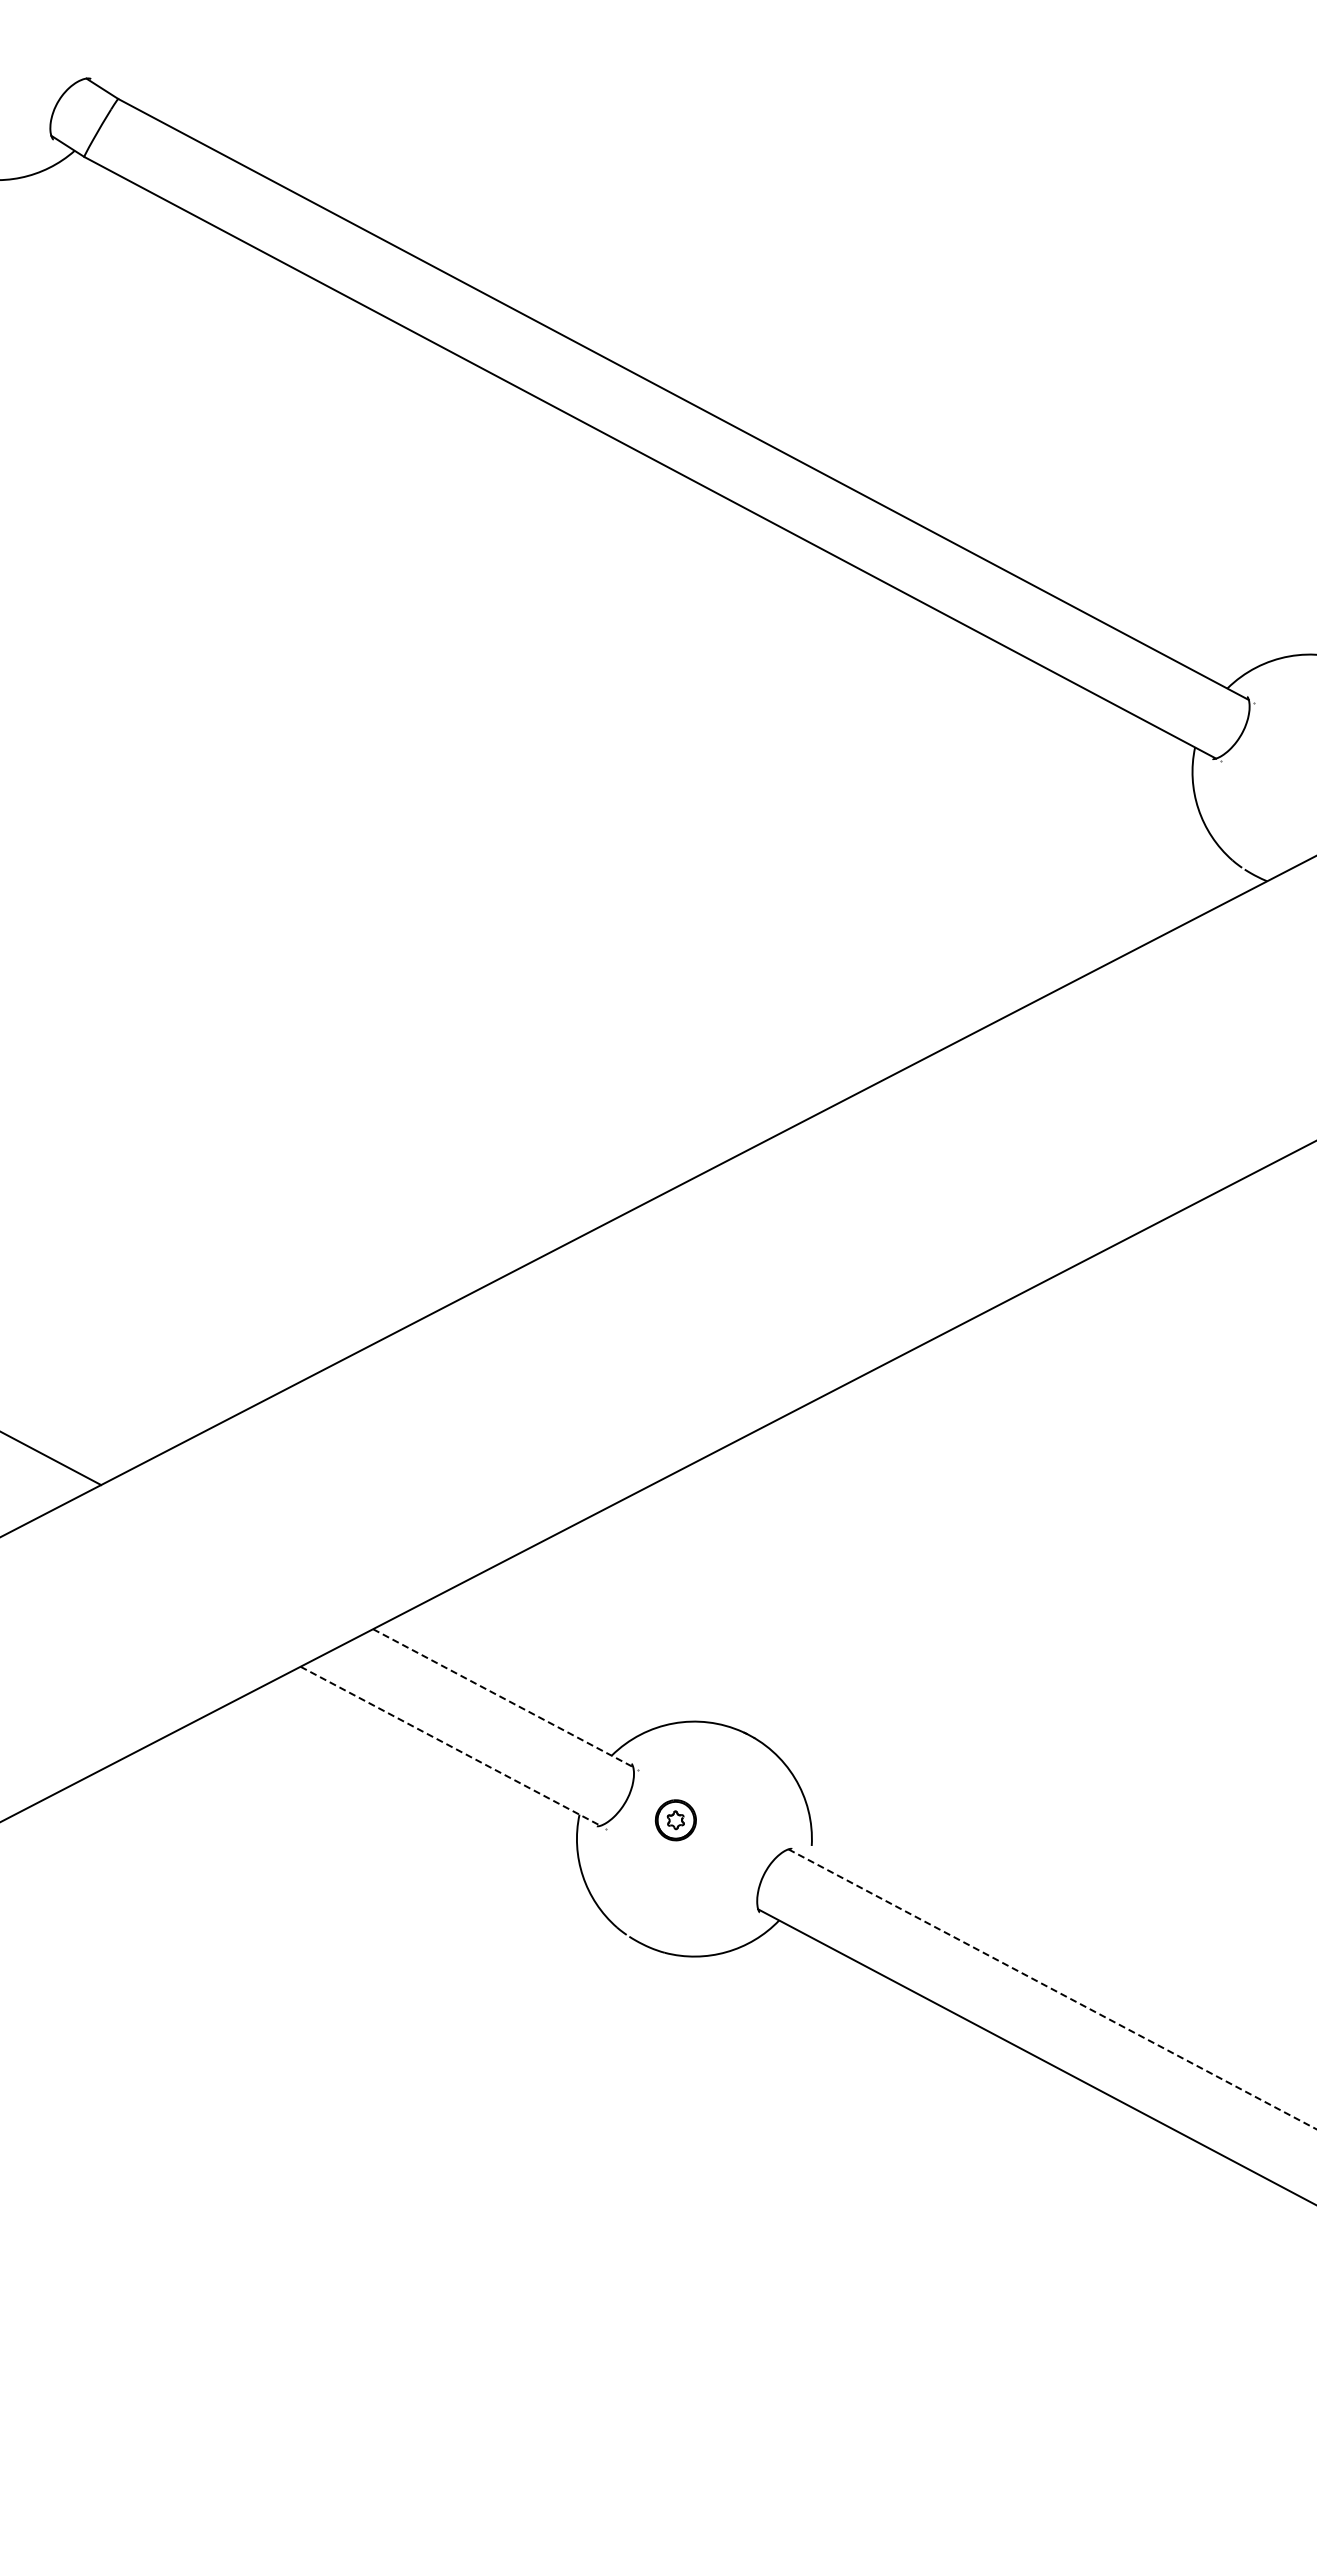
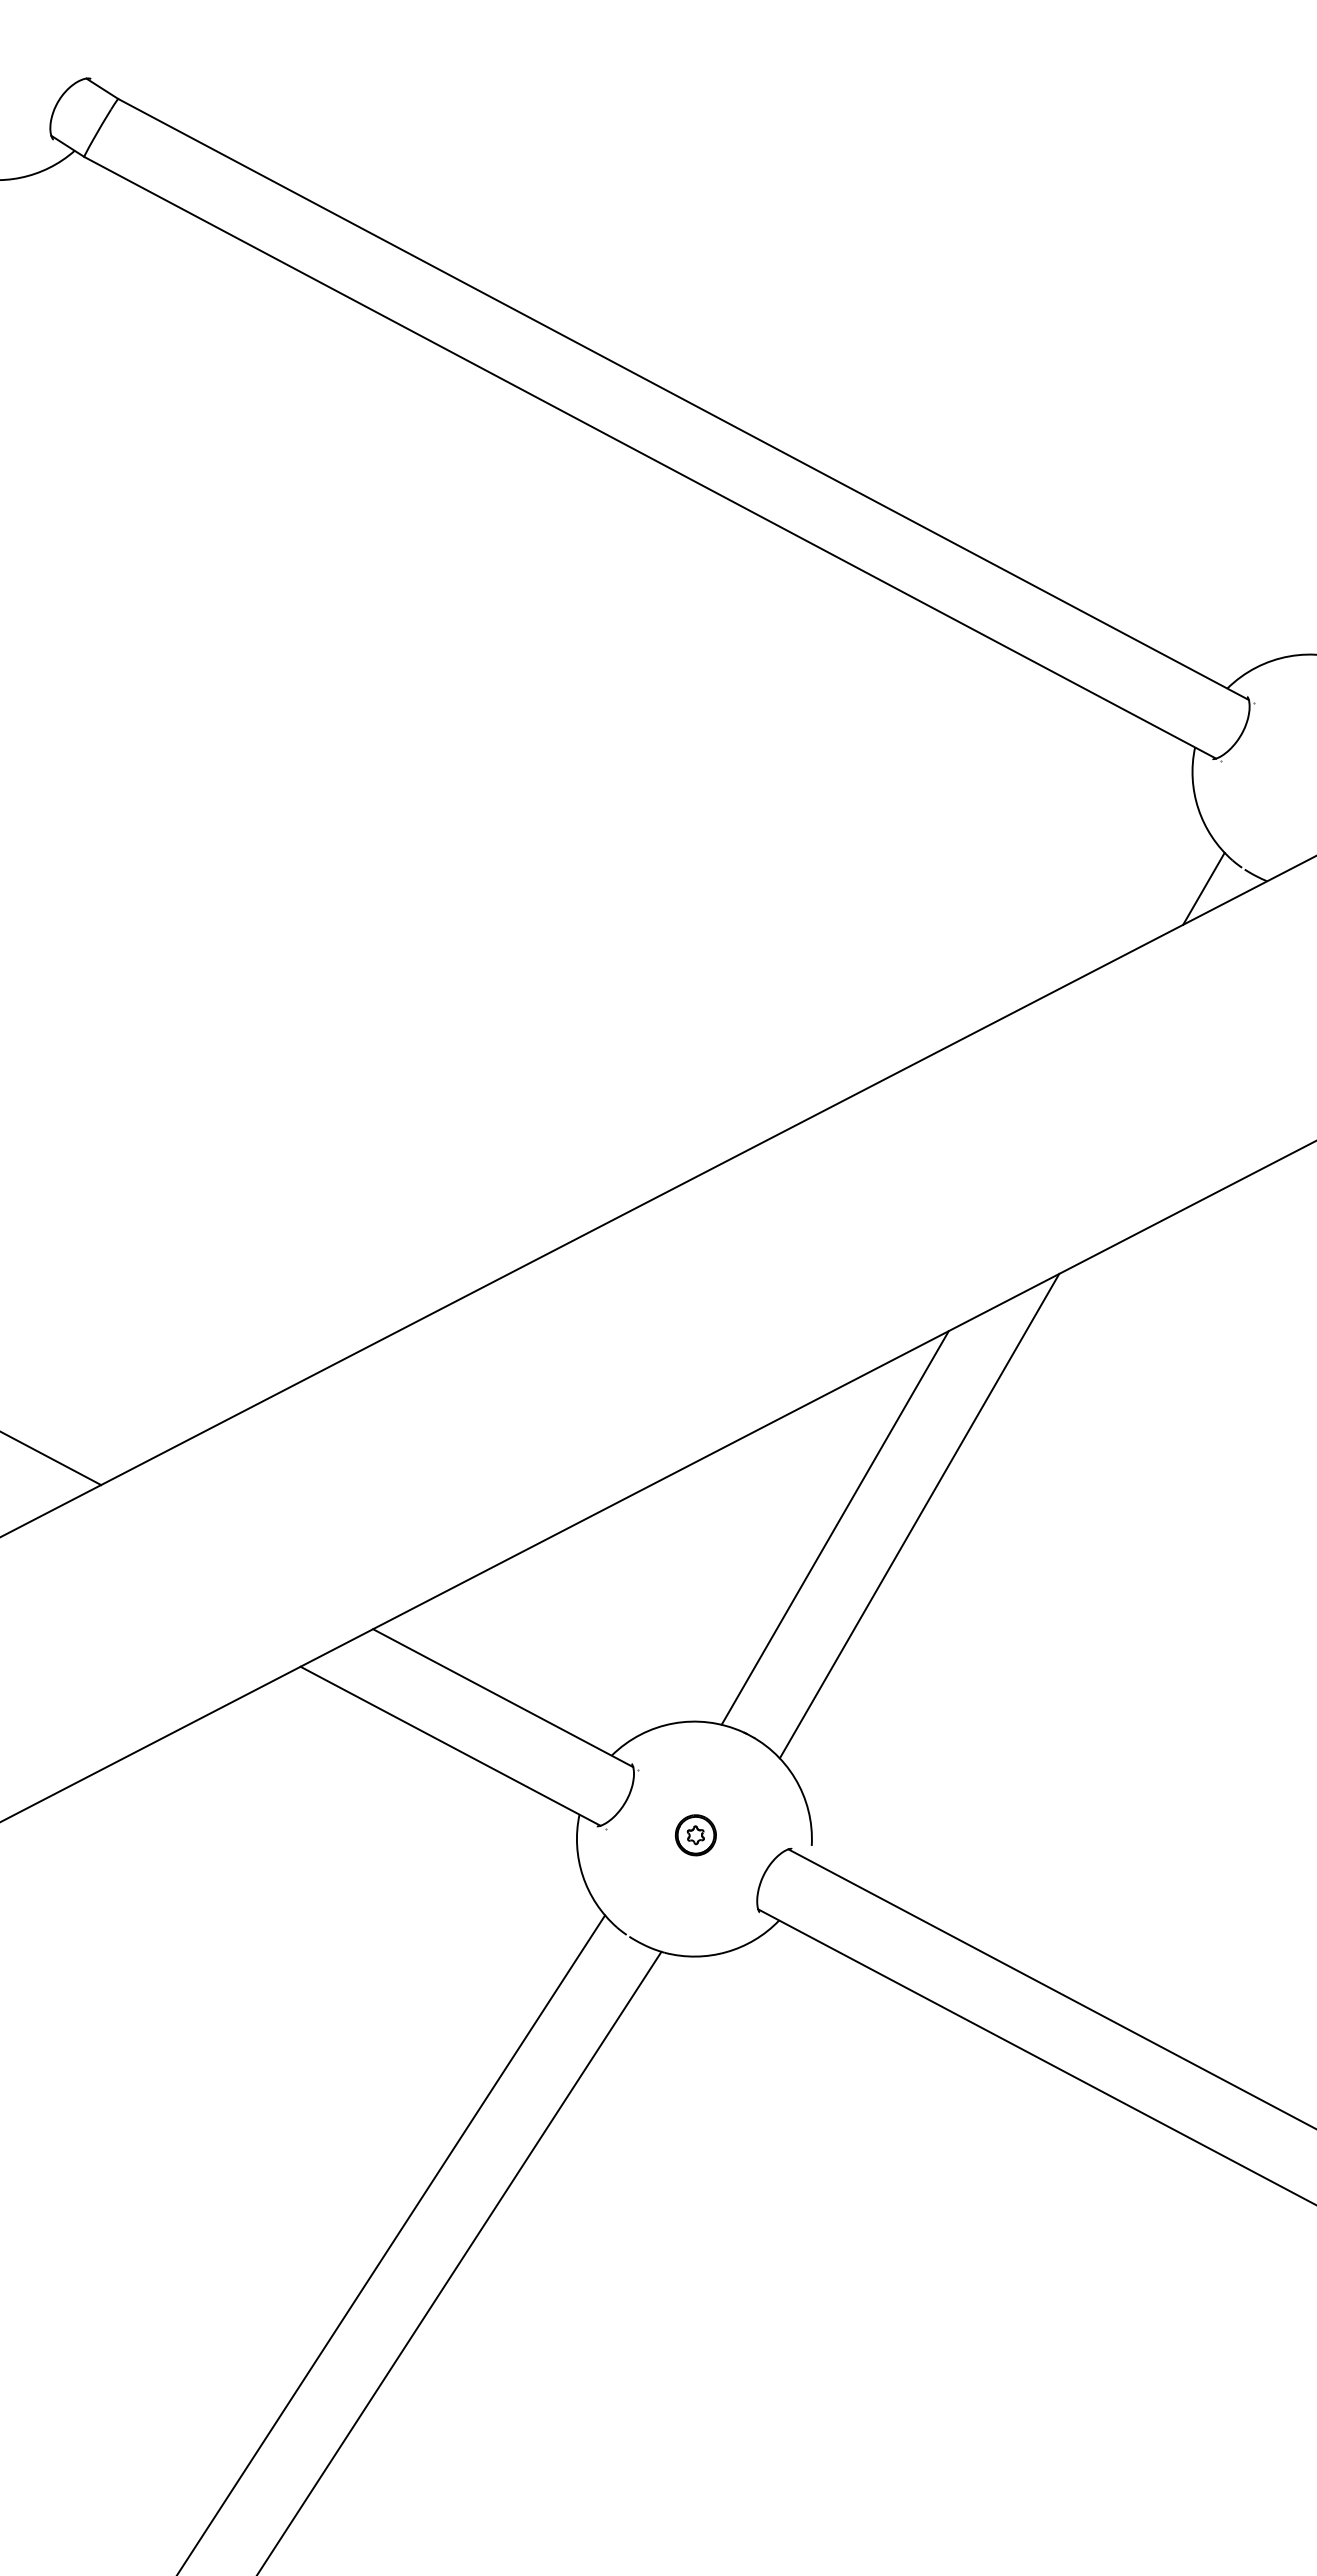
line: none -> present (1203, 888)
line: none -> present (919, 1515)
line: none -> present (834, 1527)
line: dashed -> solid (503, 1698)
line: dashed -> solid (450, 1746)
part position: (675, 1820) -> (695, 1835) (695, 1835)
line: dashed -> solid (1052, 1989)
line: none -> present (391, 2243)
line: none -> present (459, 2261)
